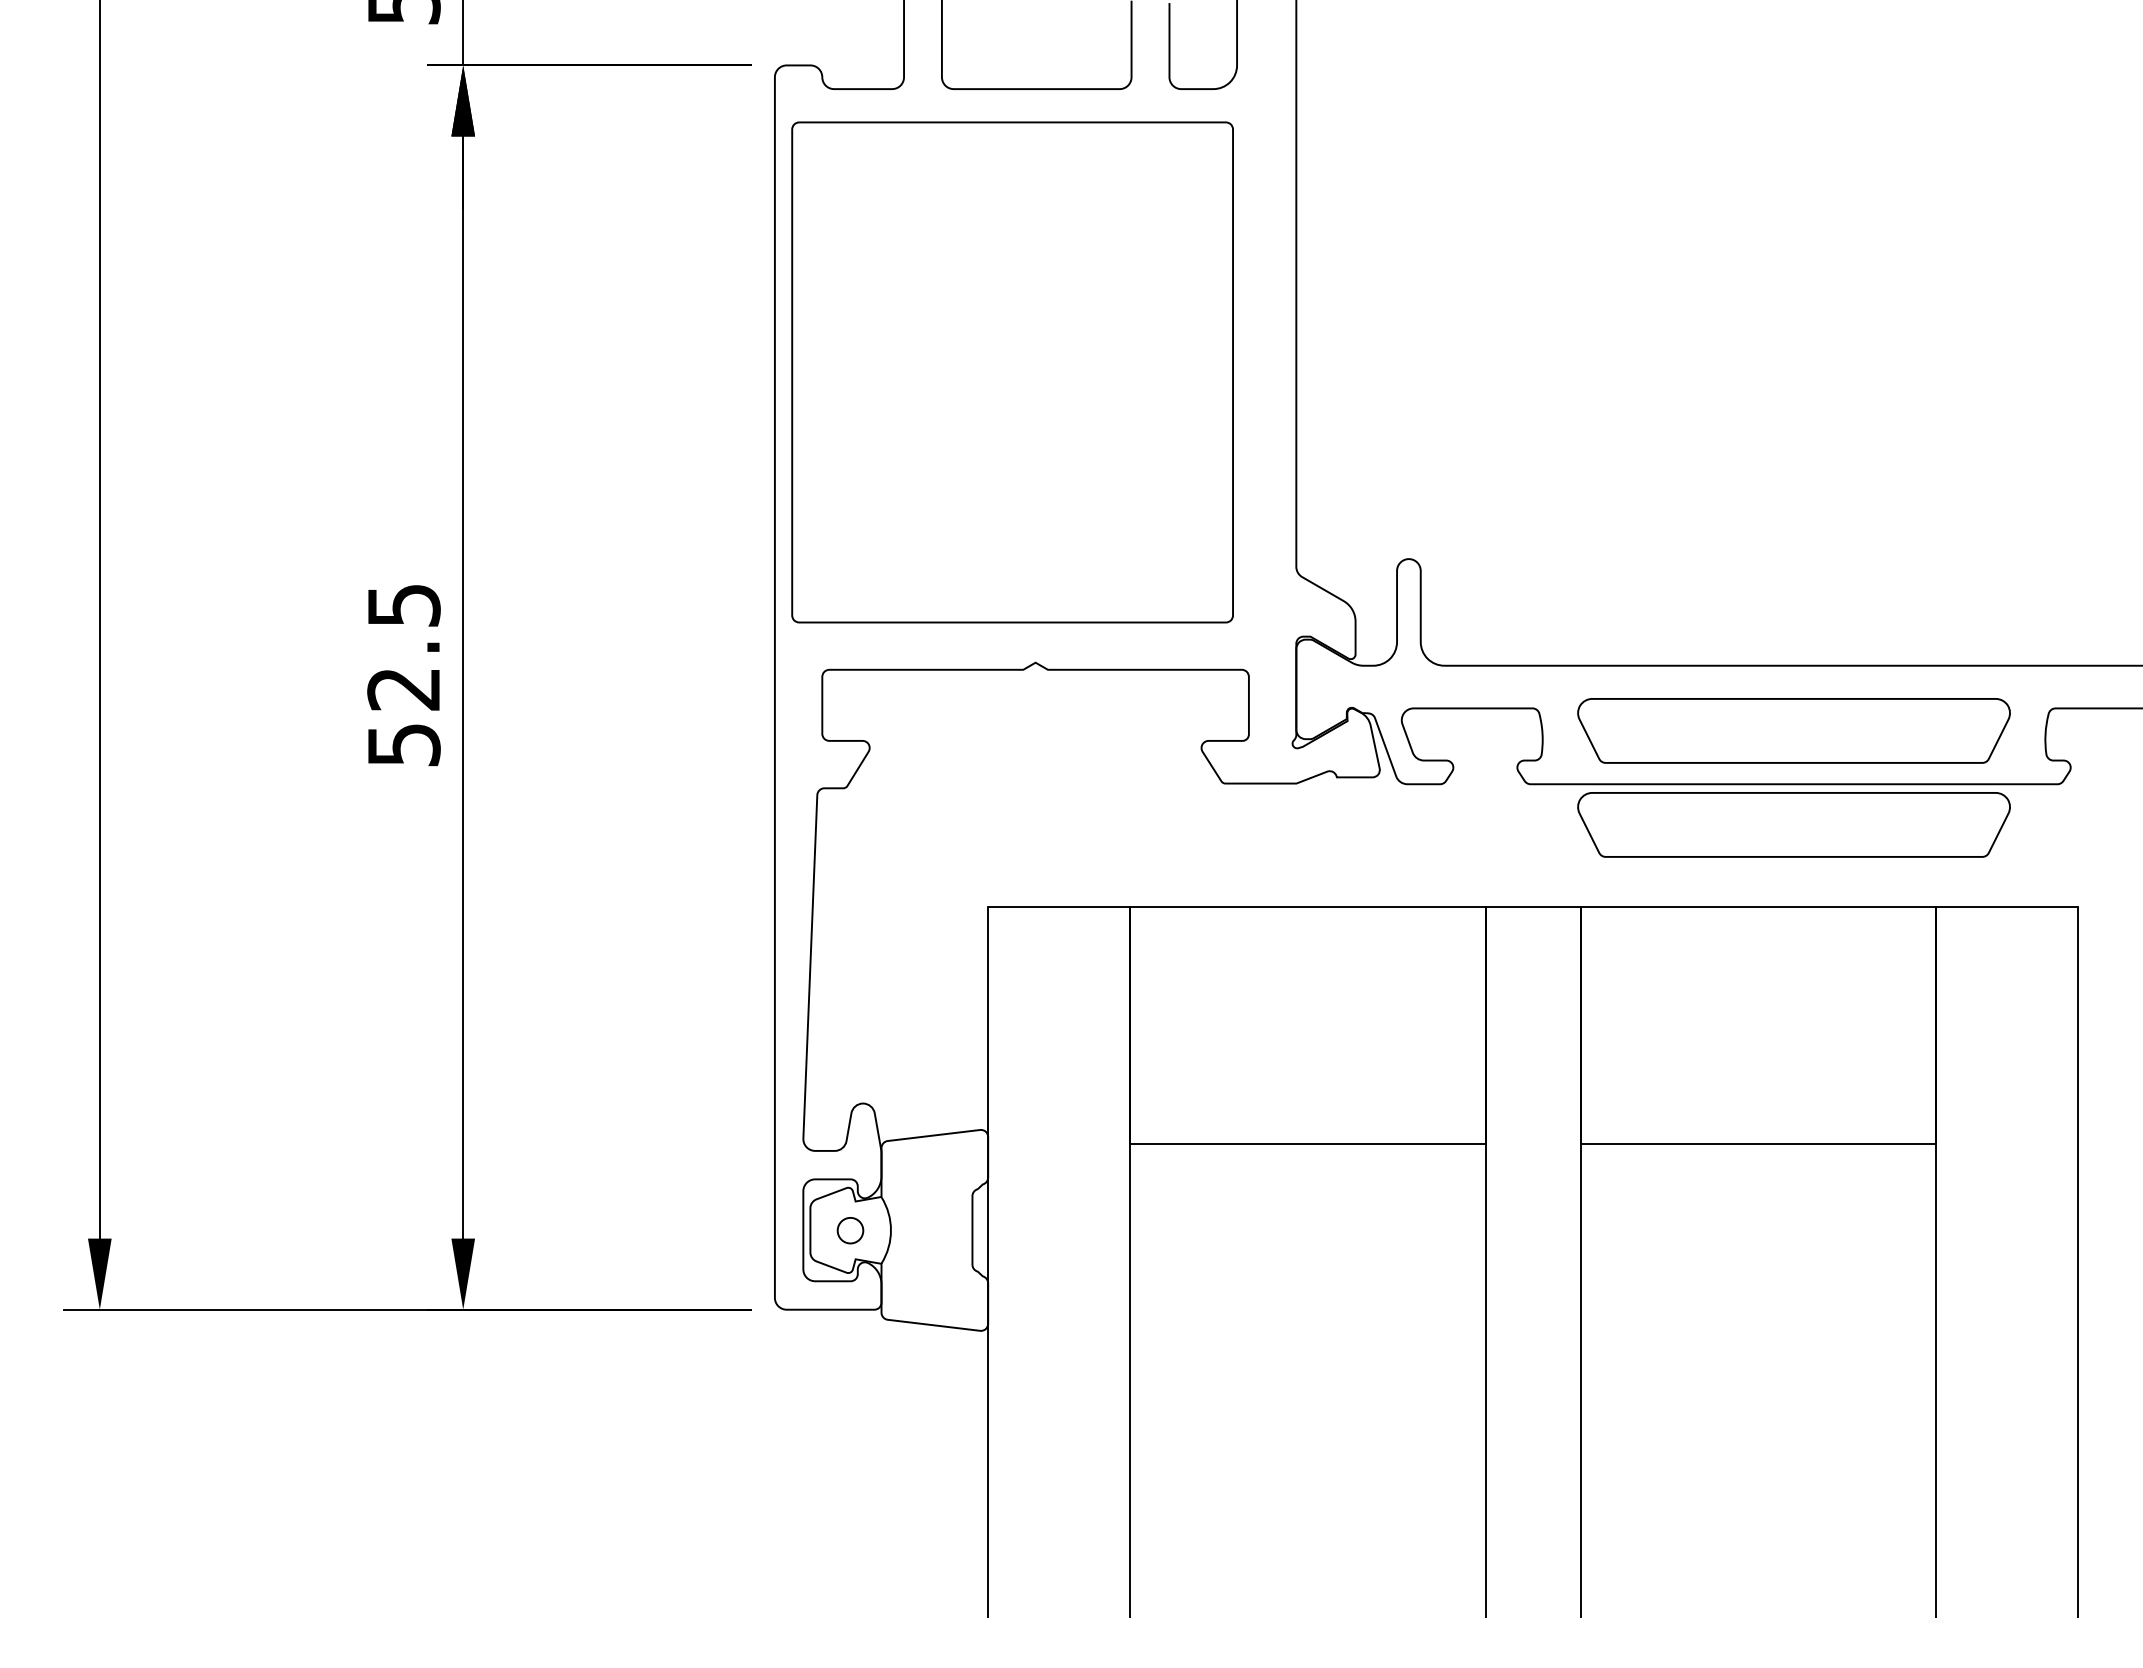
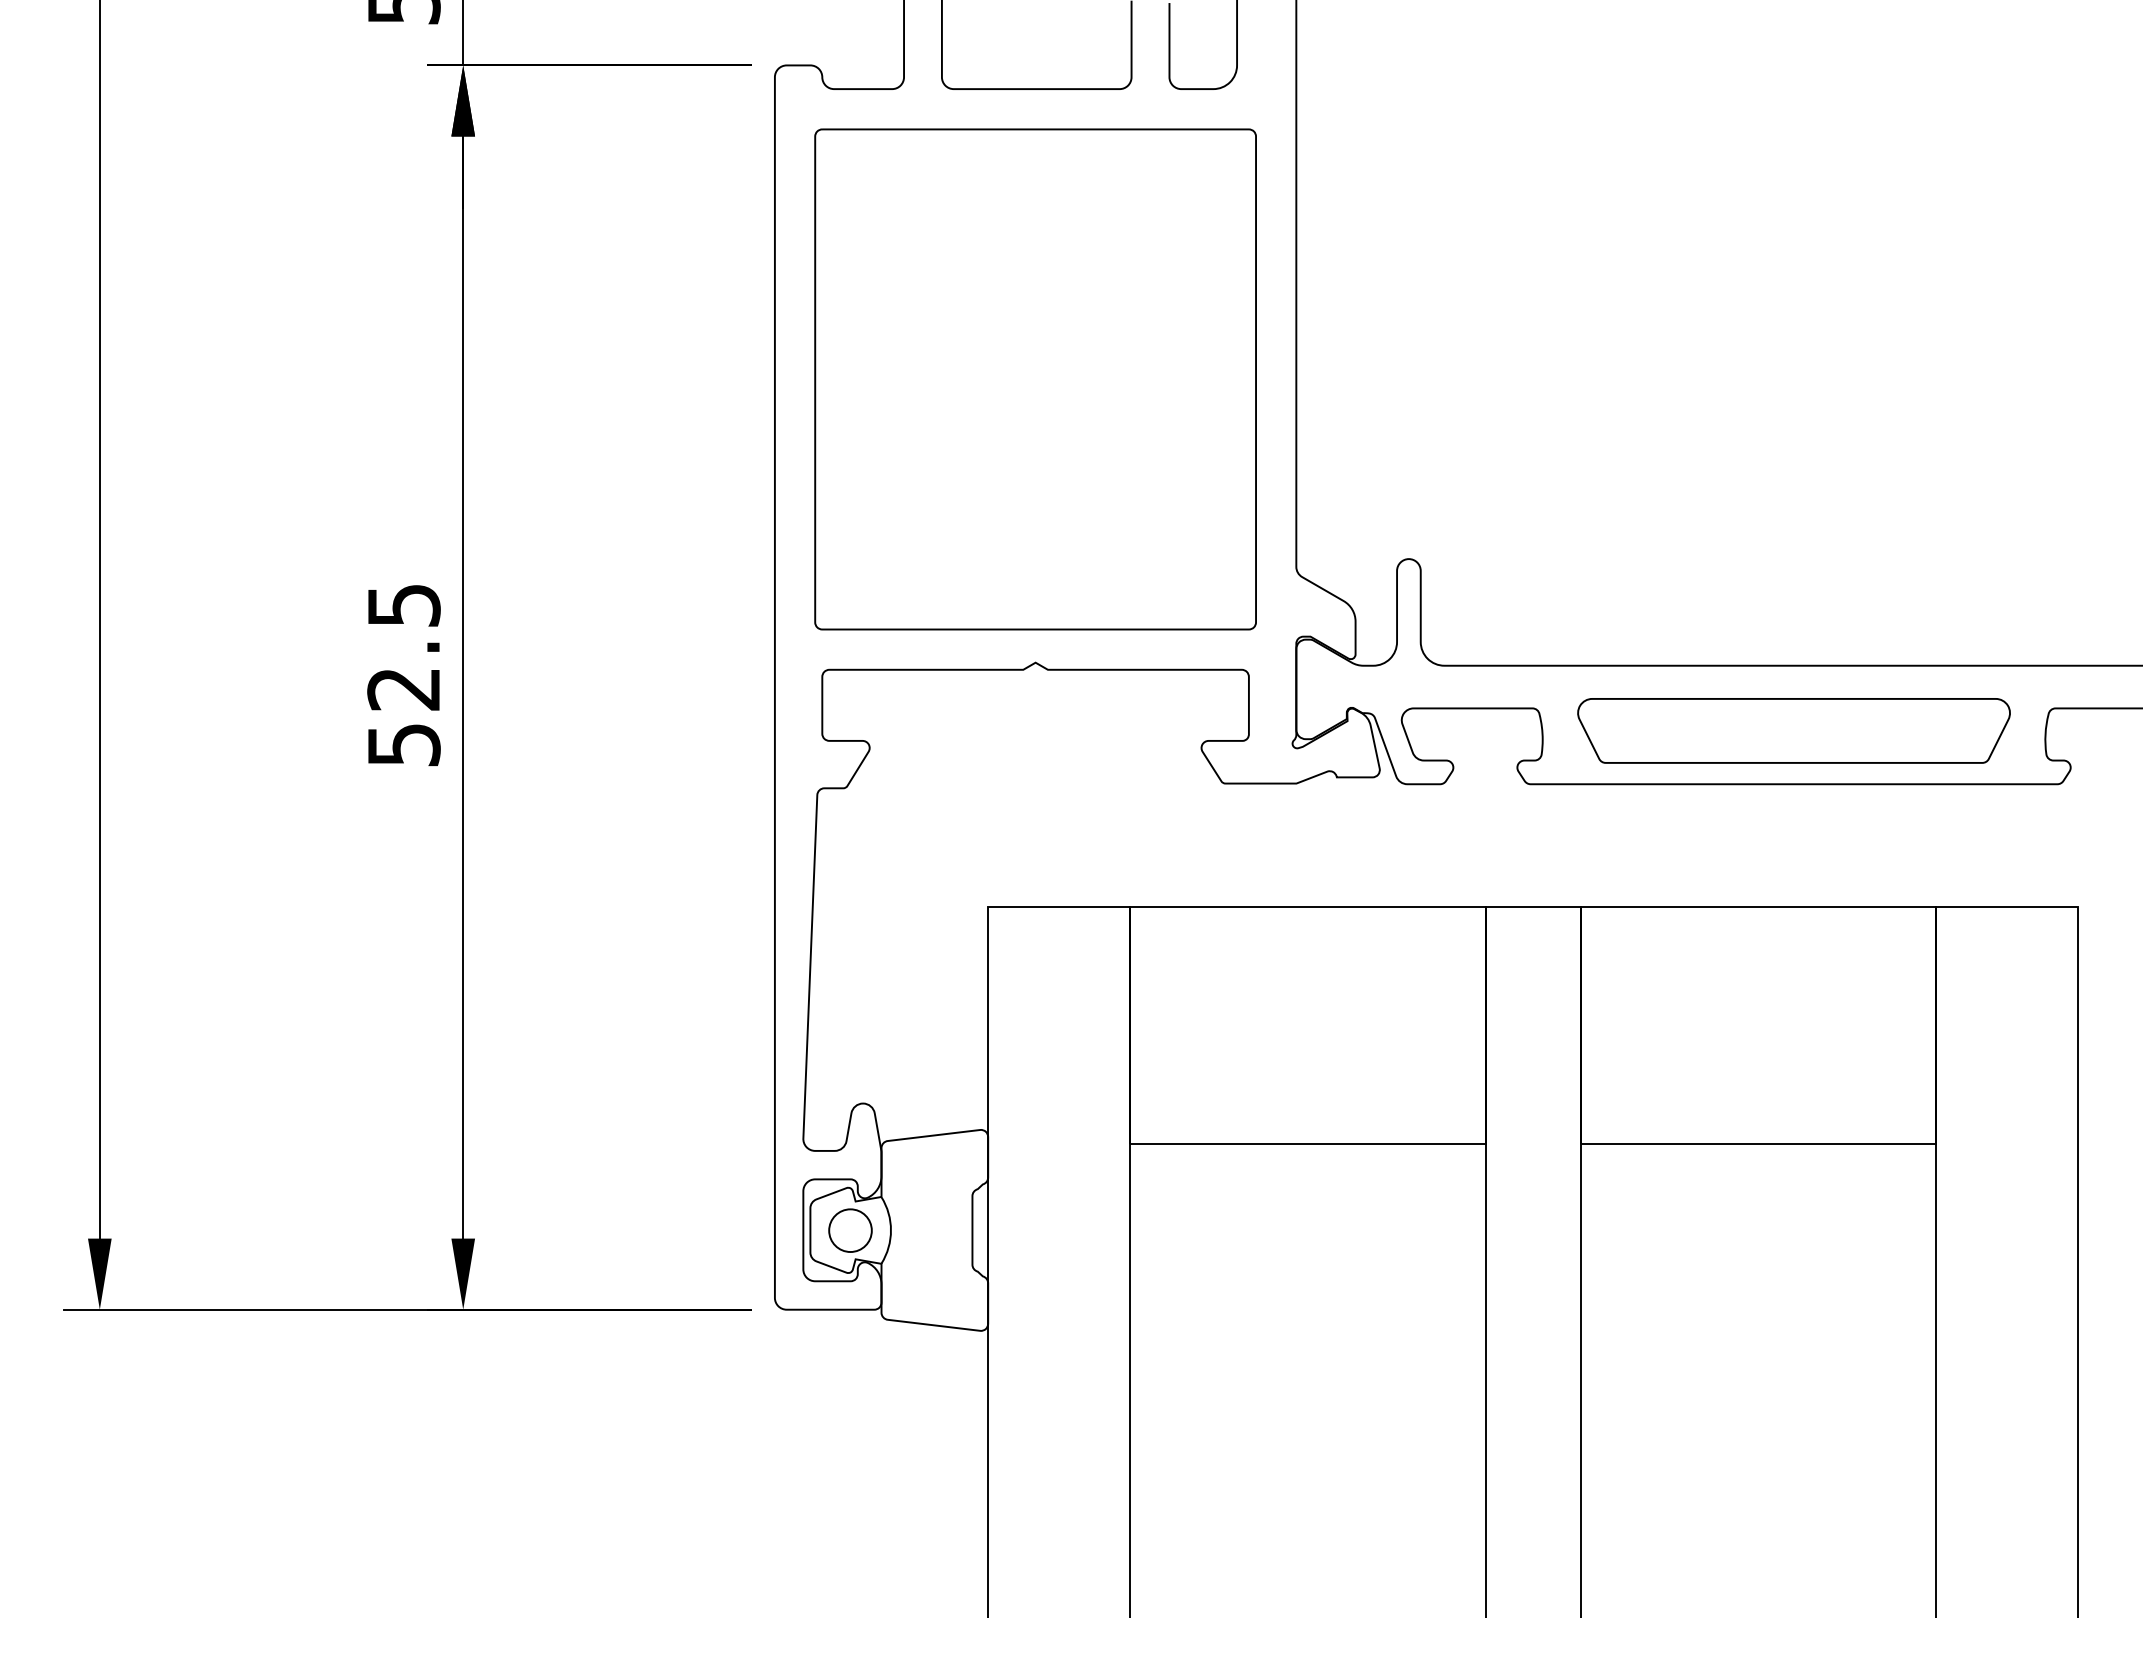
part position: (1012, 372) -> (1035, 379) (1035, 379)
part: present -> none (1793, 824)
circle diameter: 26 px -> 43 px (850, 1230)
